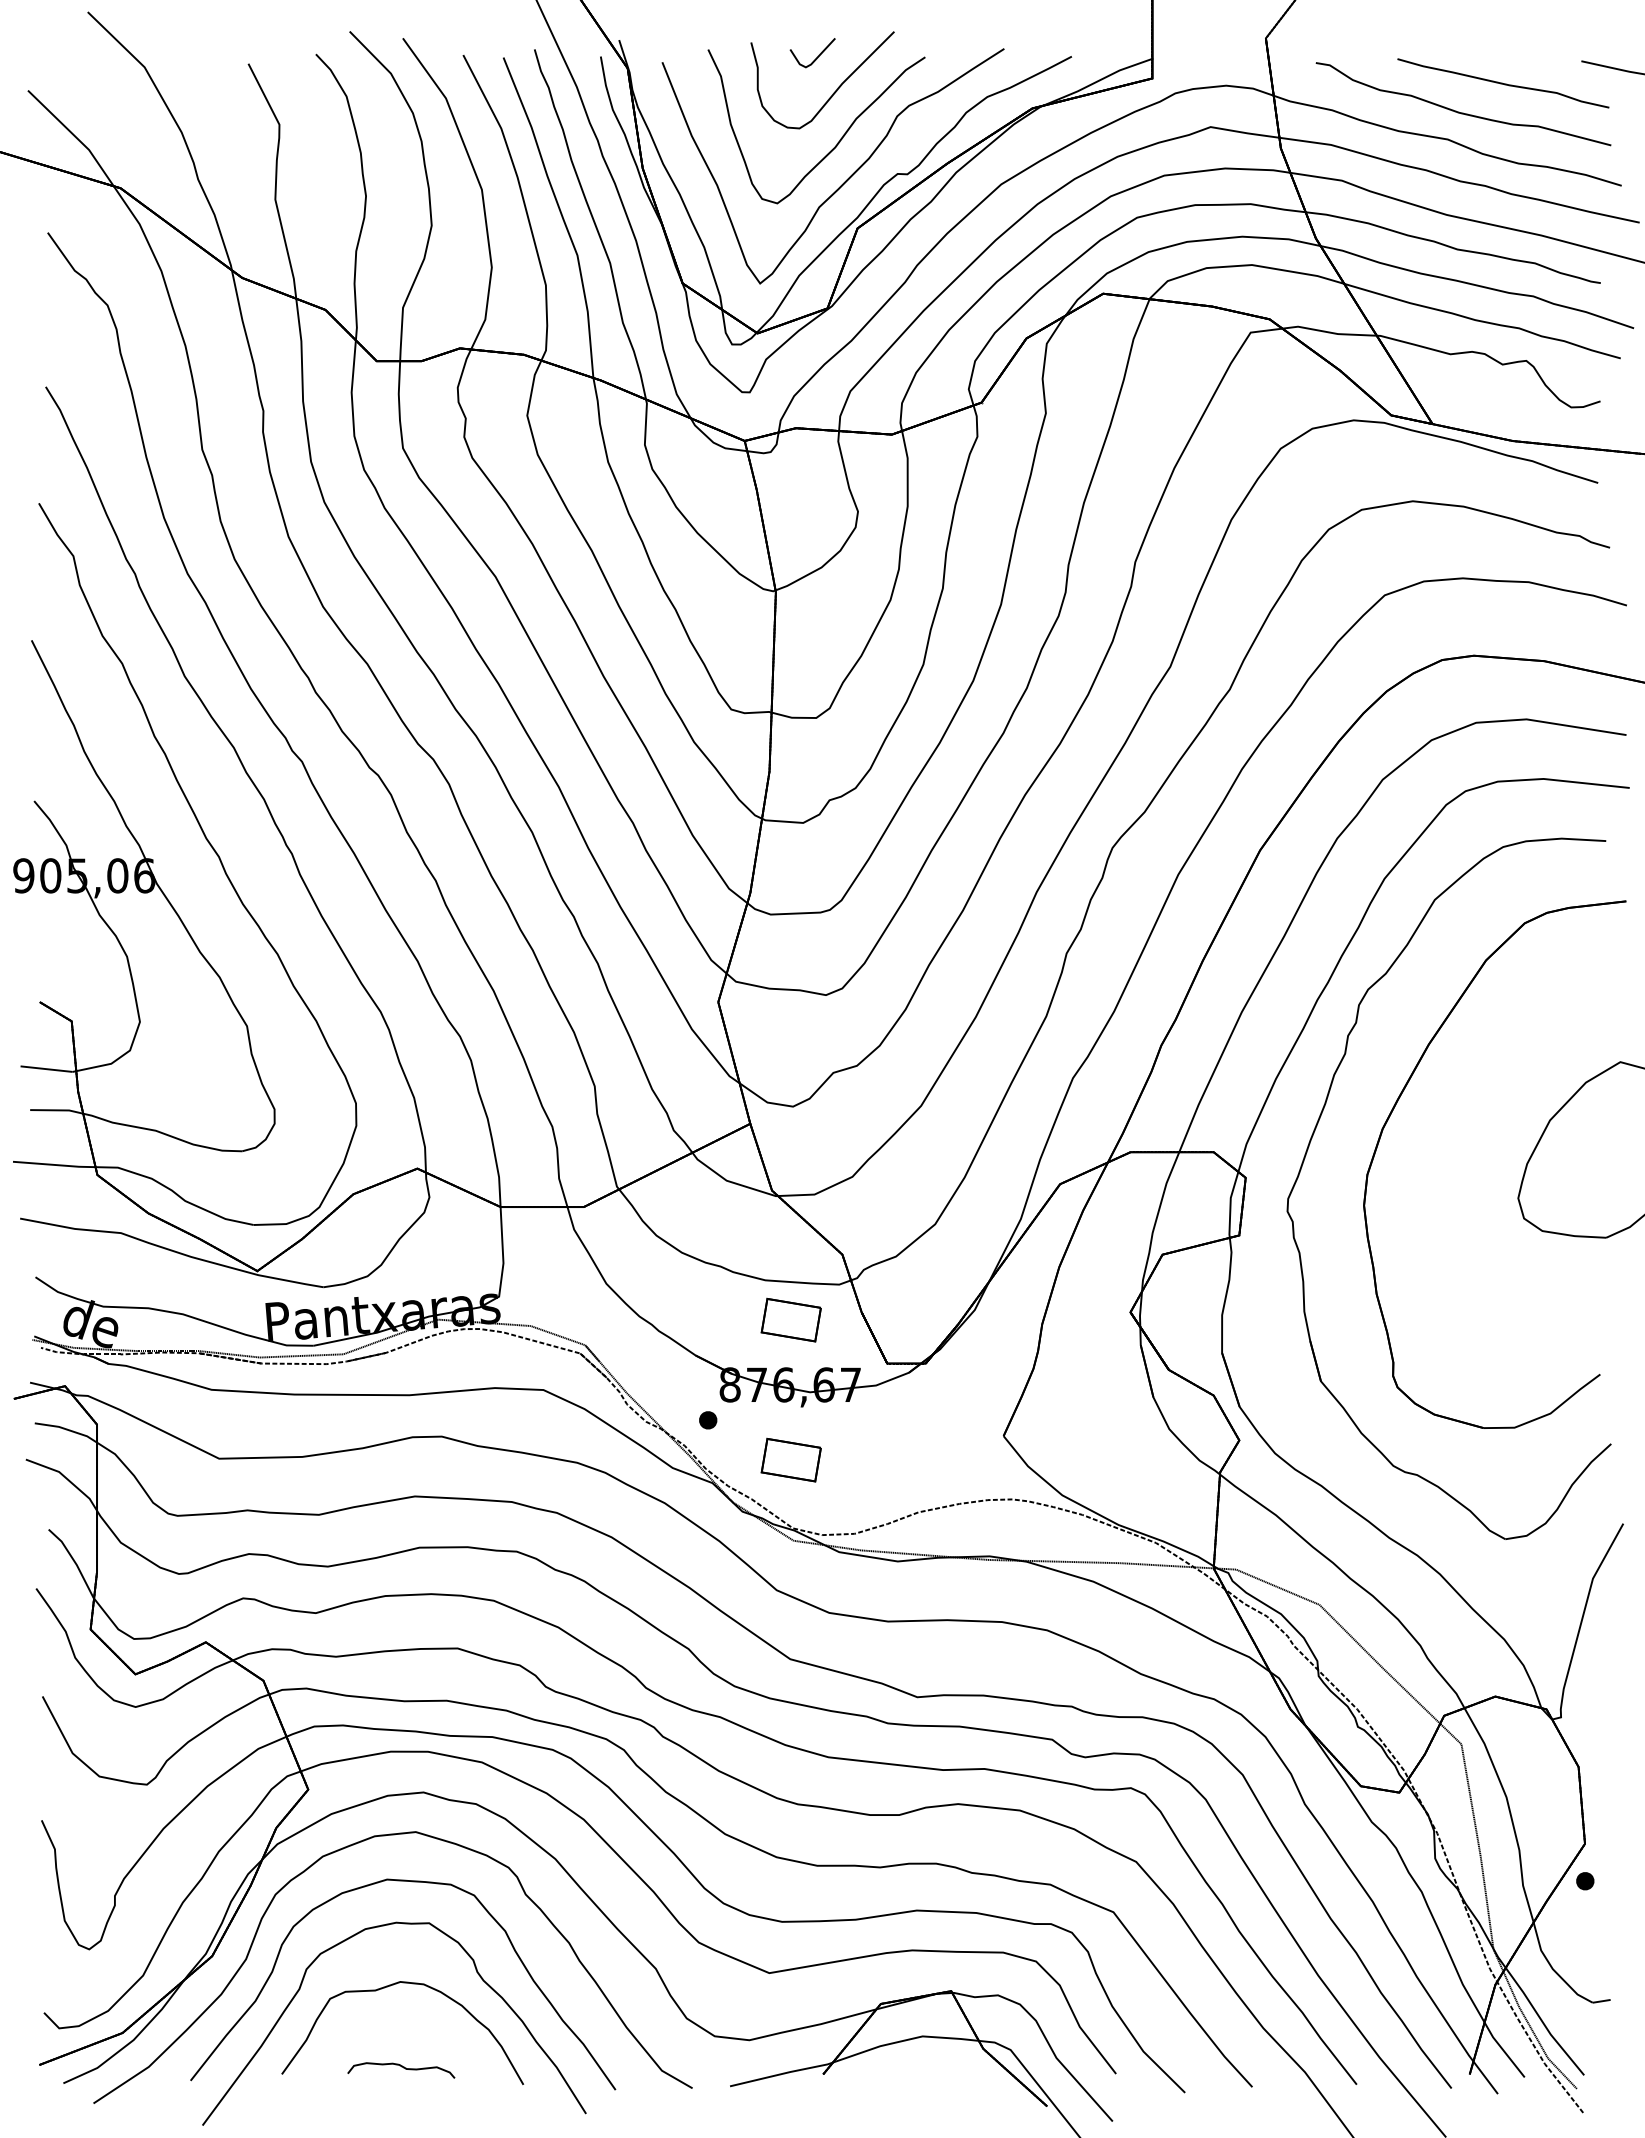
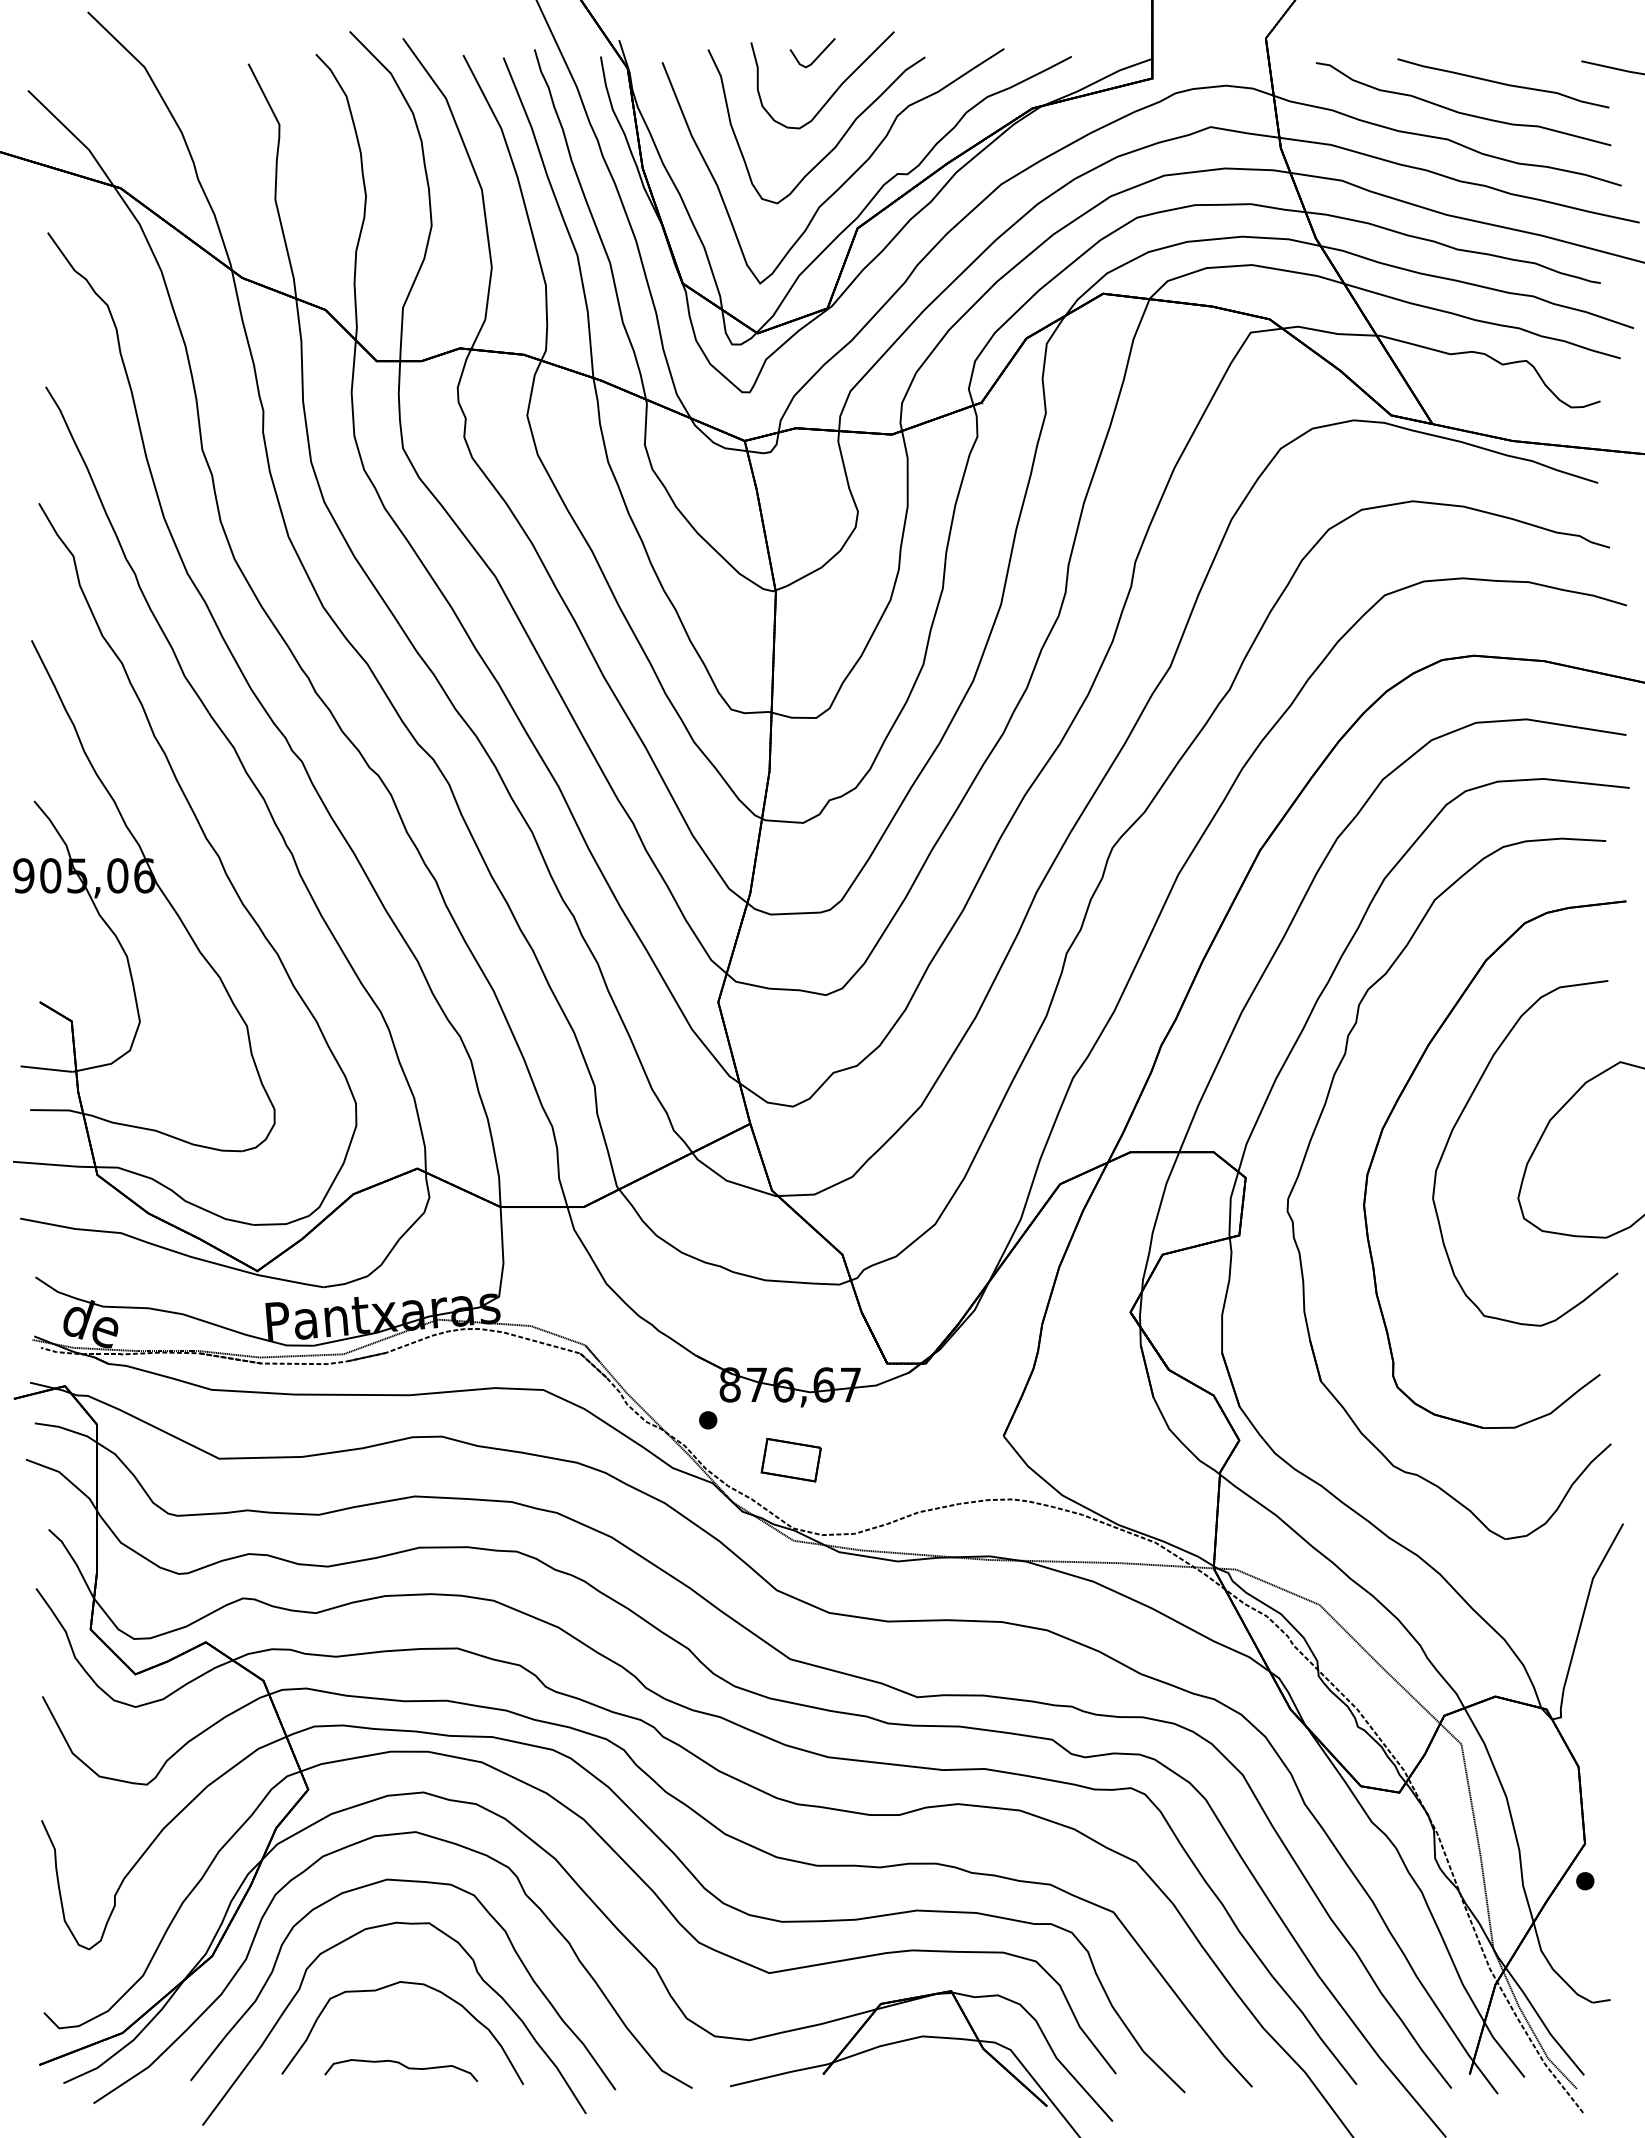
part: none -> present (1459, 1119)
part: present -> none (790, 1319)
part size: 109x17 px -> 155x23 px (401, 2070)
